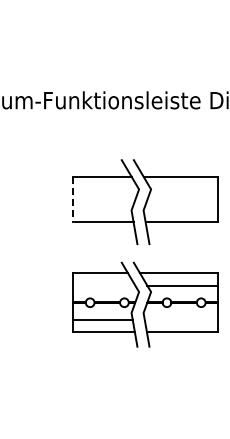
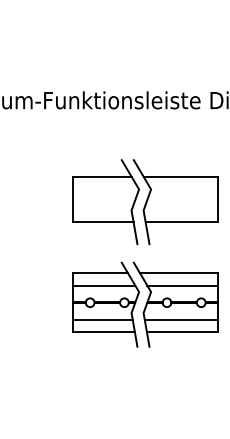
line: dashed -> solid (73, 200)
line: none -> present (104, 285)
line: none -> present (181, 320)
